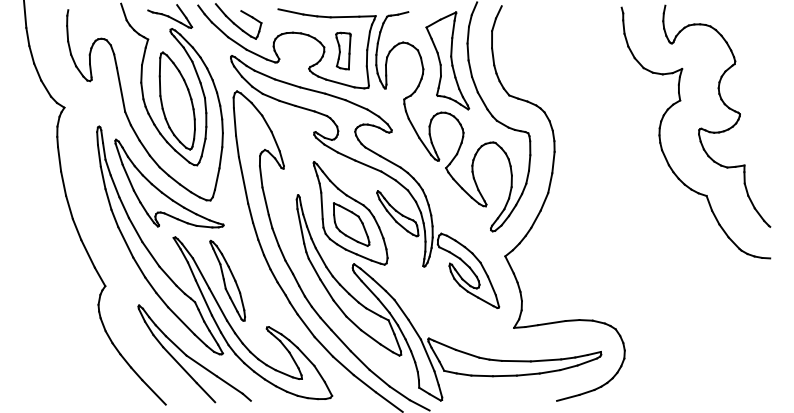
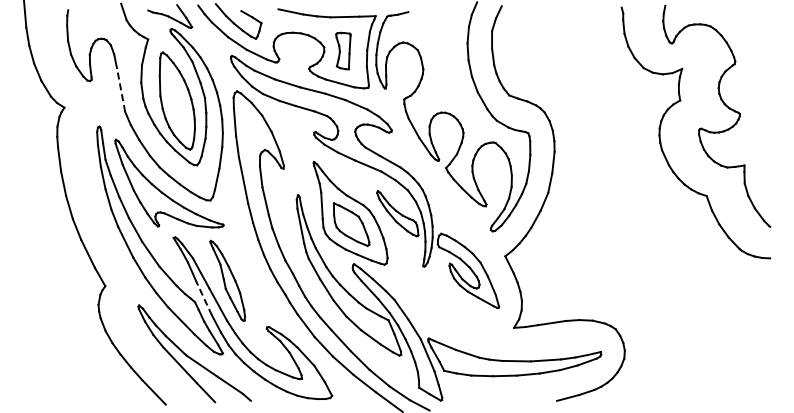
part: present -> none (447, 60)
line: solid -> dashed (121, 89)
line: solid -> dashed (203, 297)
